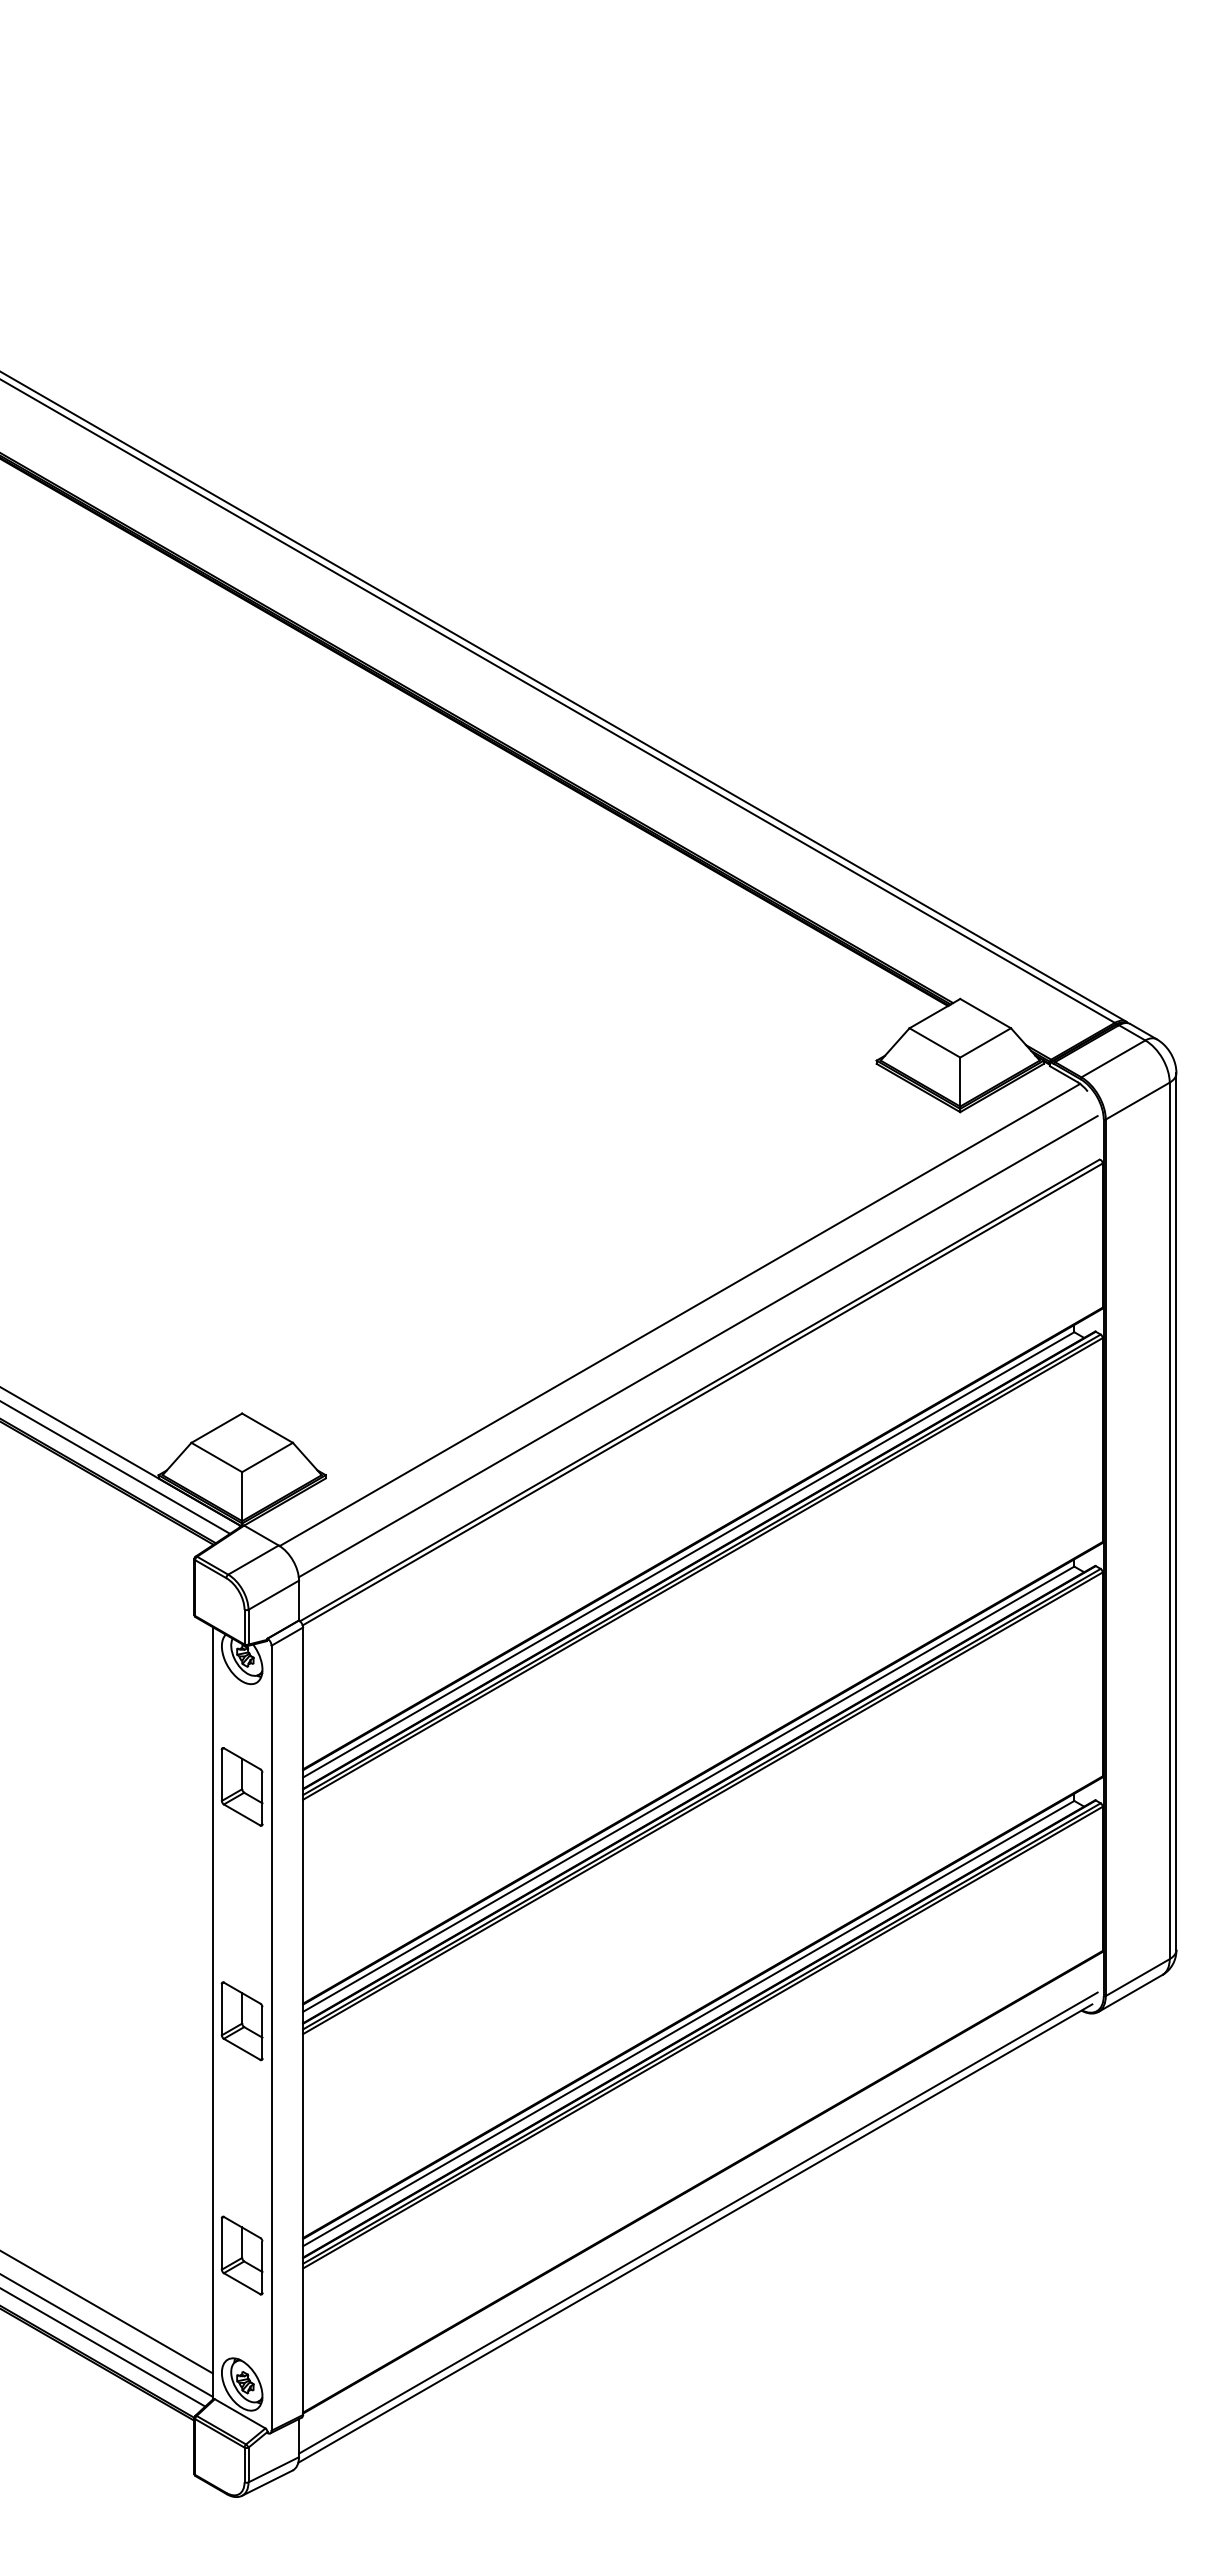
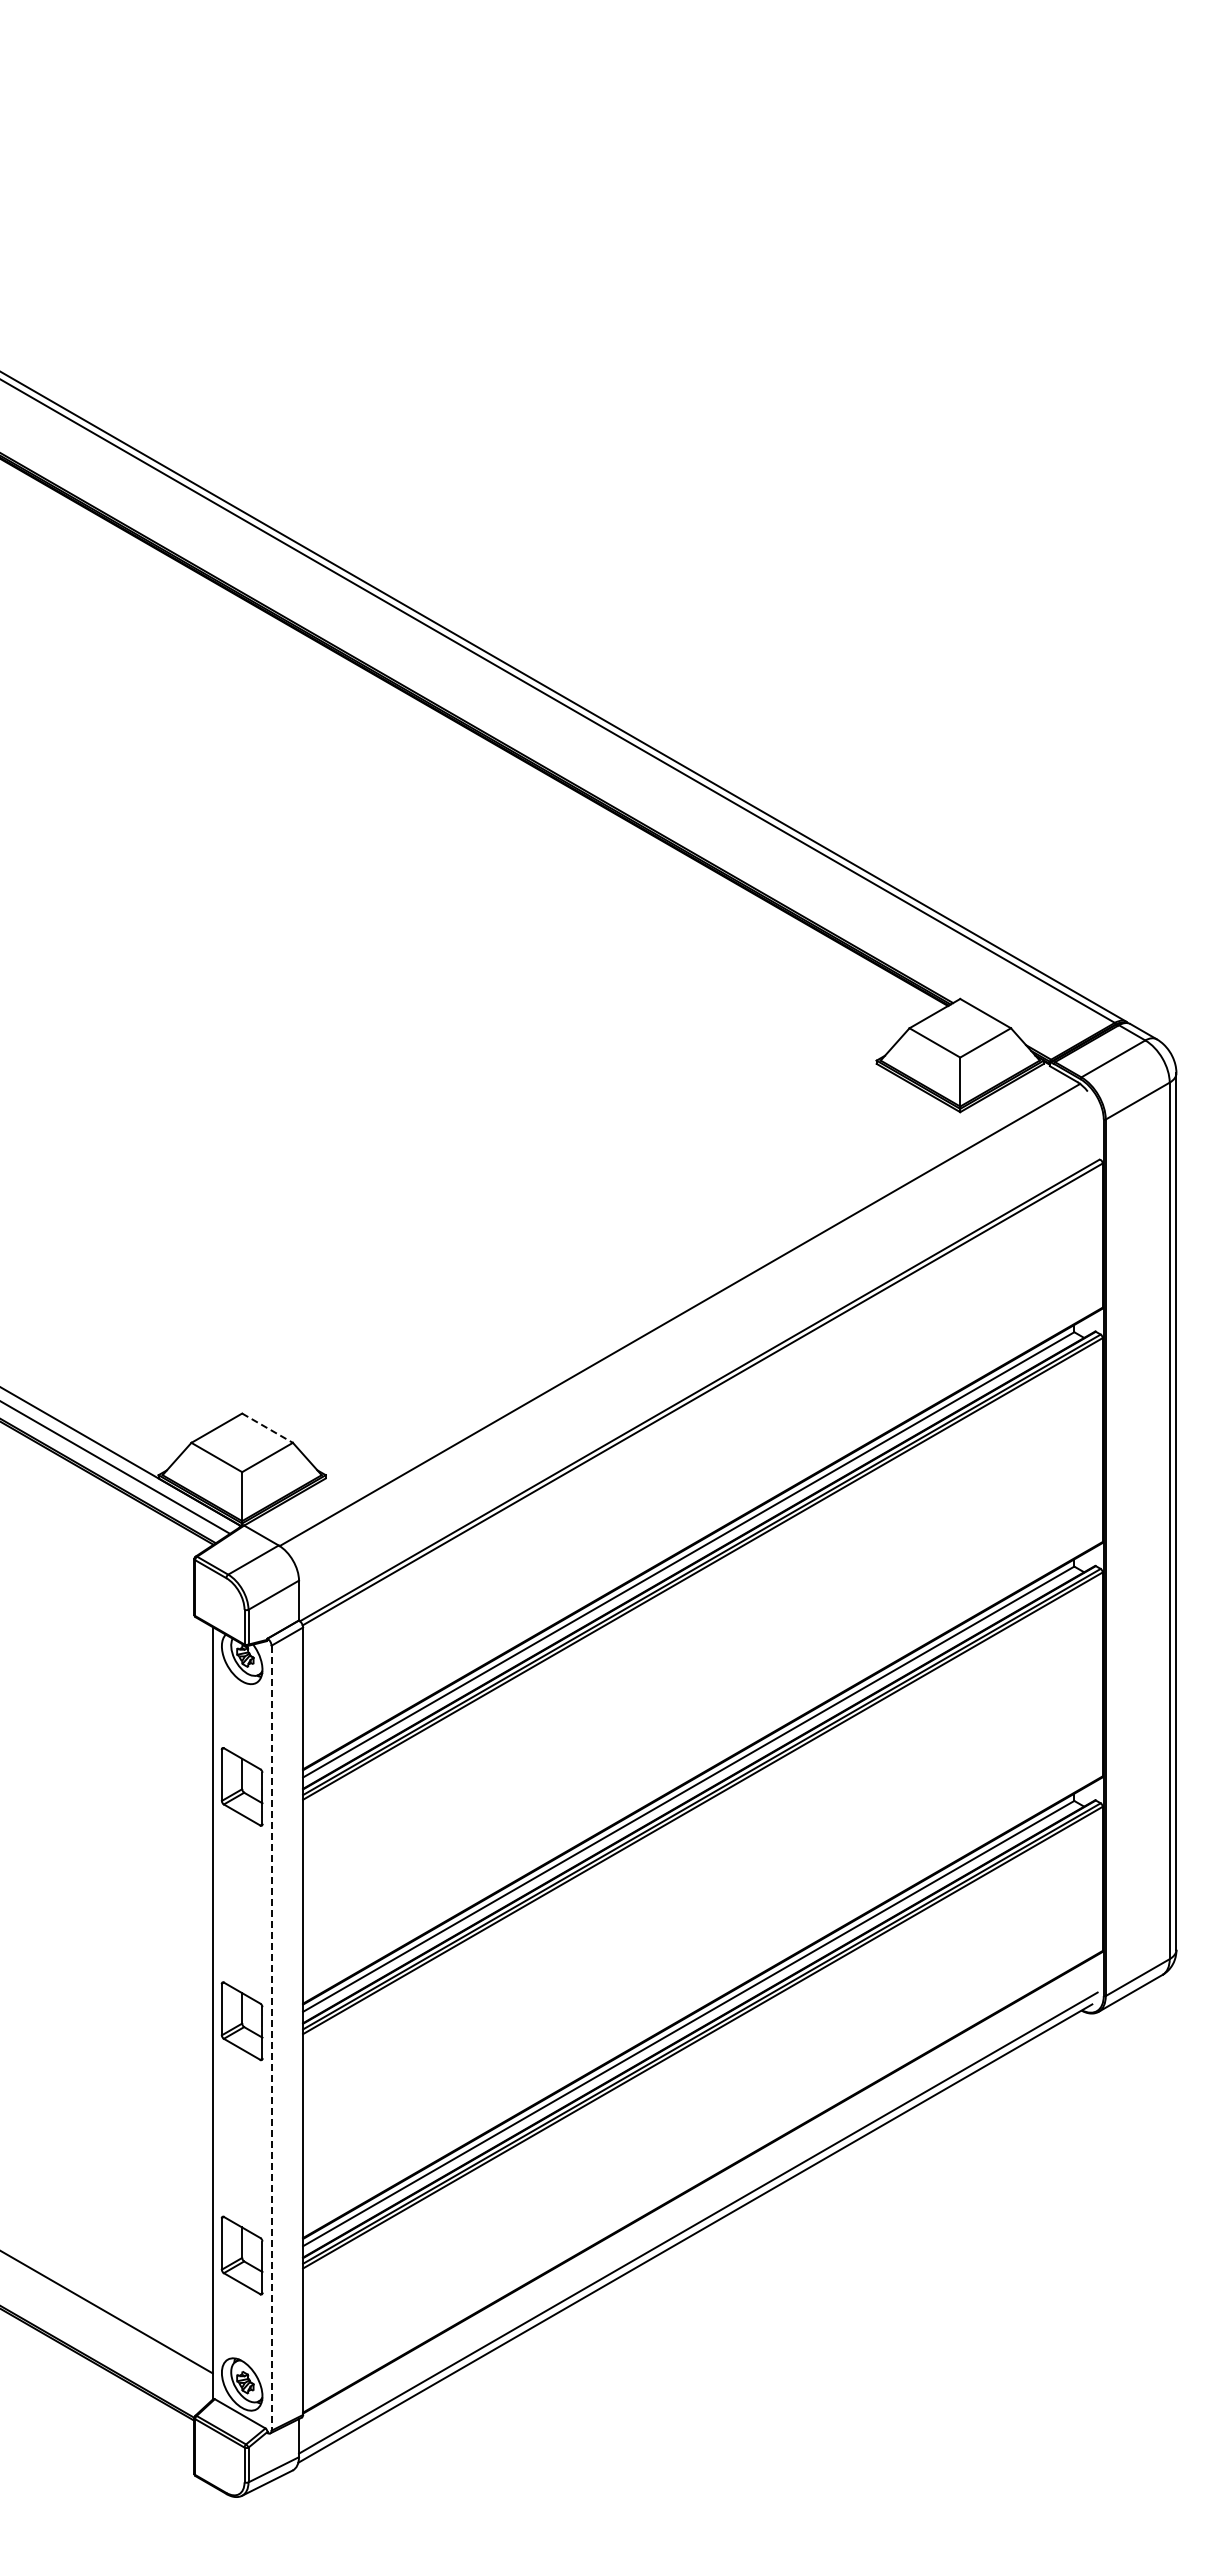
line: present -> none (697, 1346)
line: solid -> dashed (267, 1428)
line: solid -> dashed (271, 2038)
line: present -> none (107, 2335)
line: present -> none (103, 2347)
